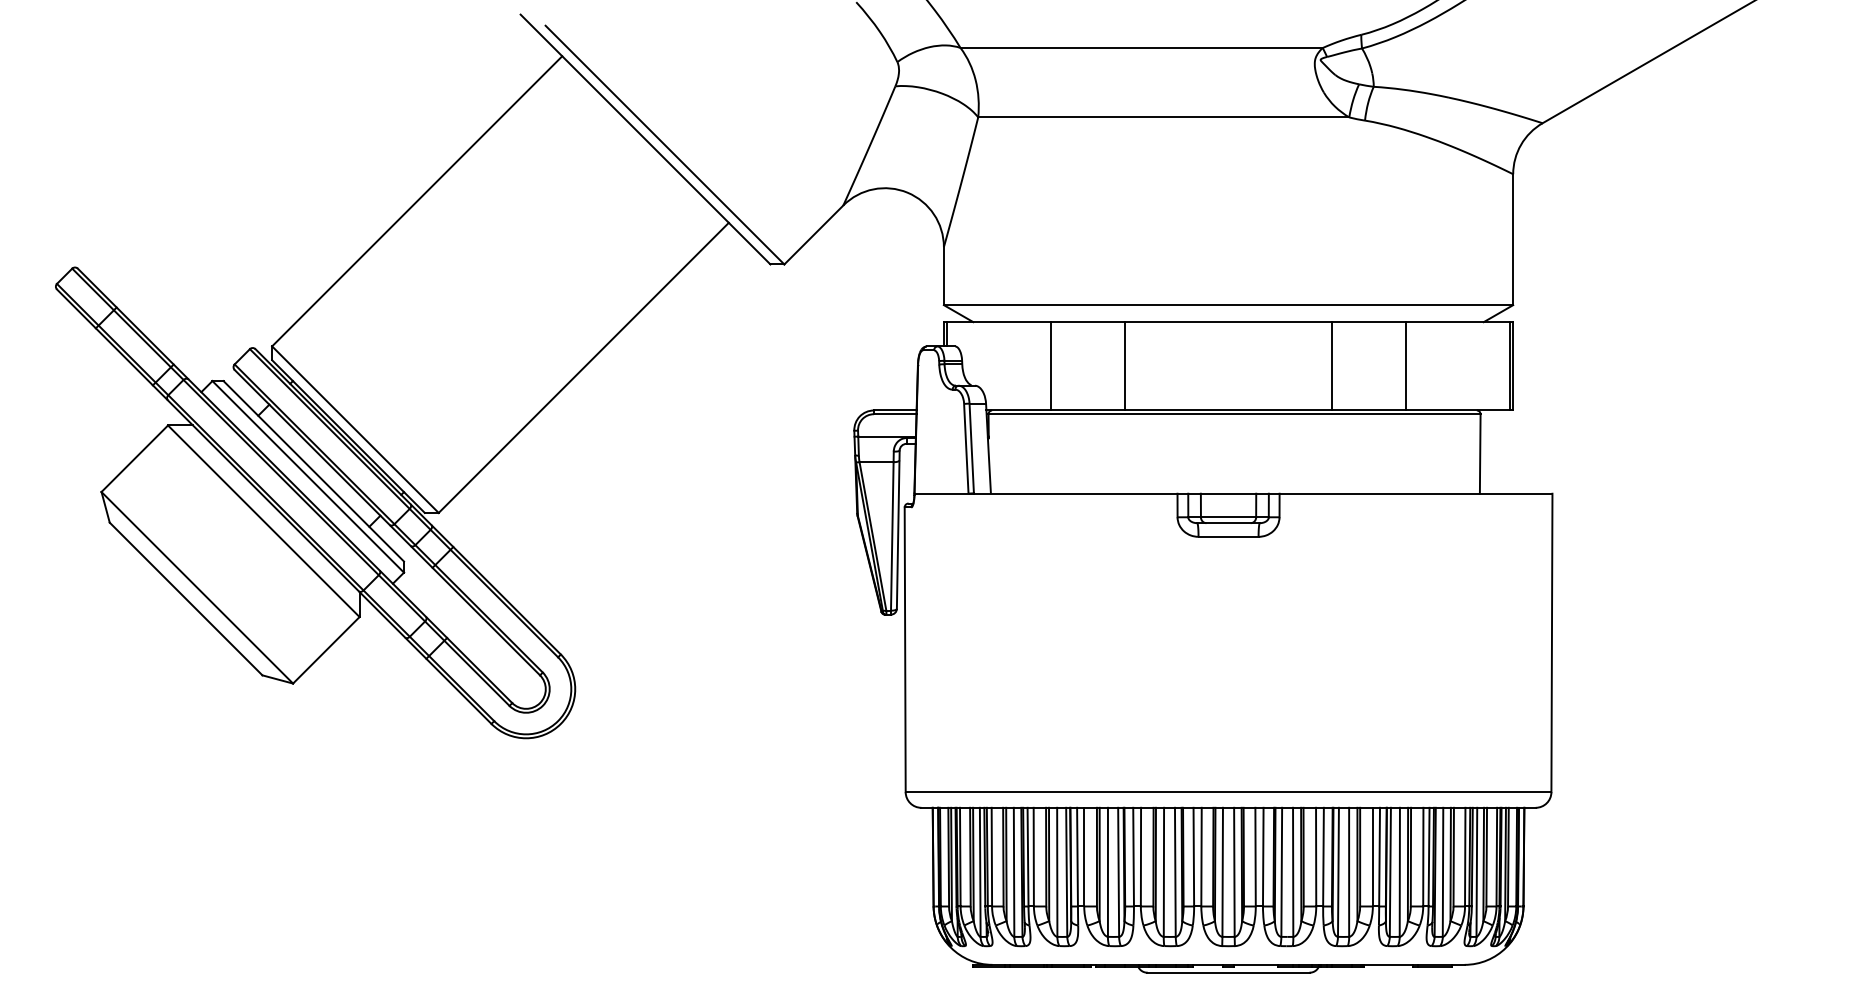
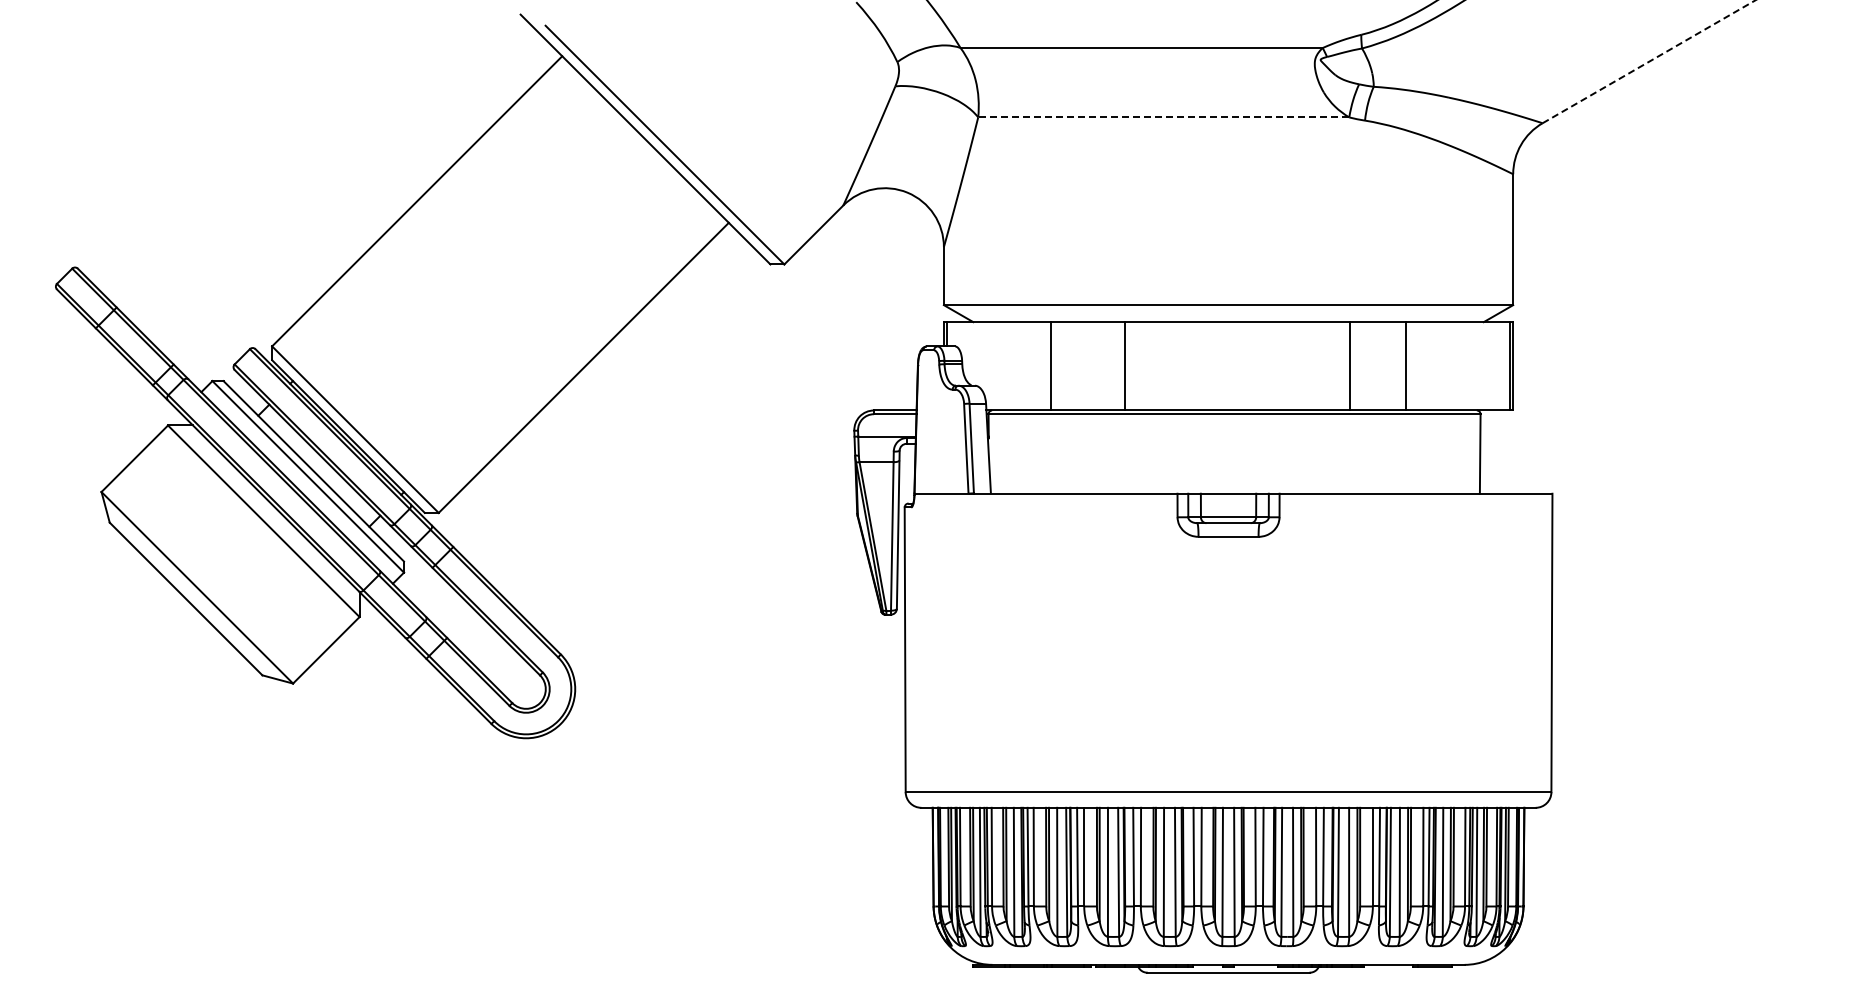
line: solid -> dashed (1649, 61)
line: solid -> dashed (1163, 117)
line position: (1332, 366) -> (1350, 366) (1350, 366)
